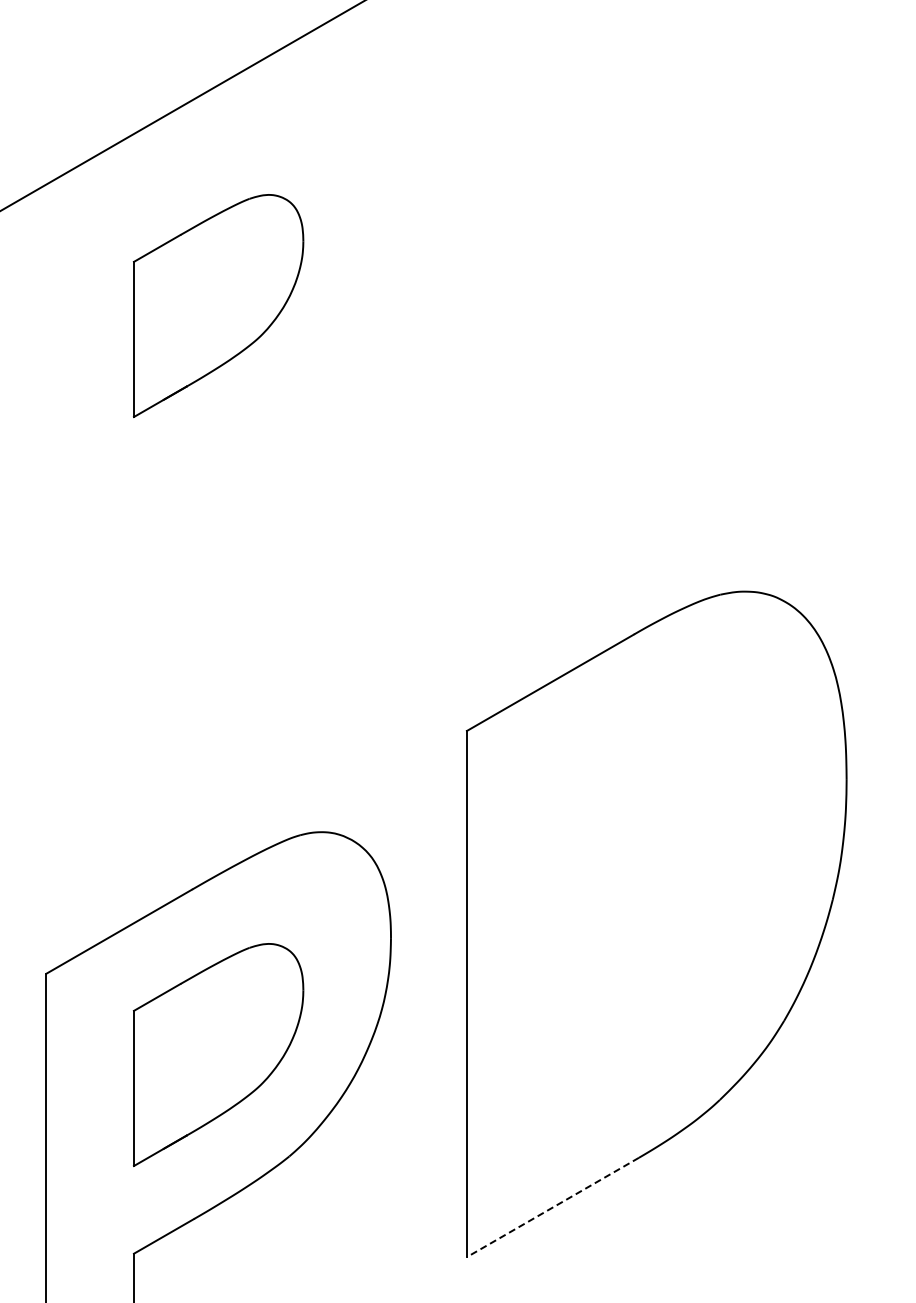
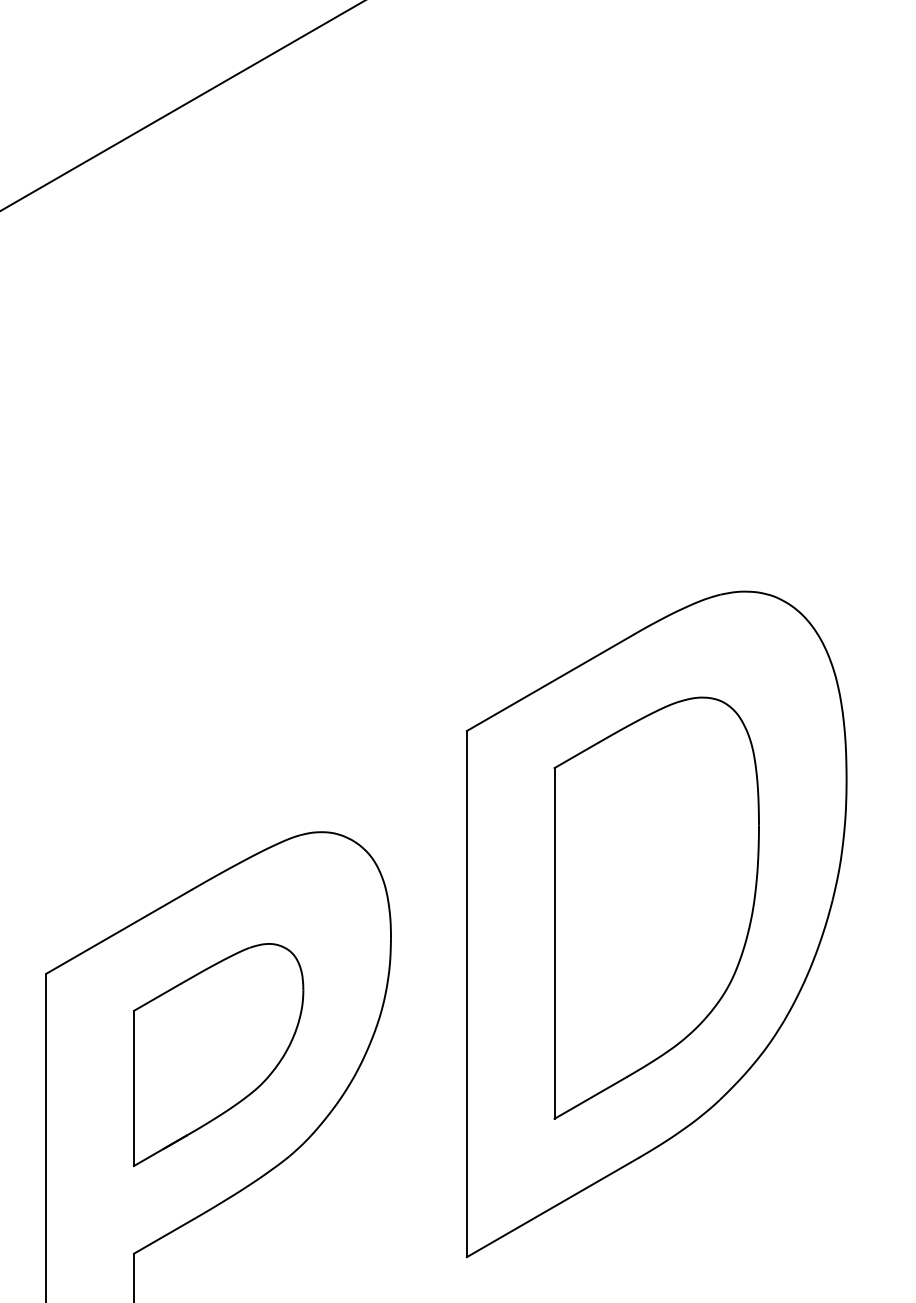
part: present -> none (218, 305)
part: none -> present (656, 907)
line: dashed -> solid (552, 1207)
